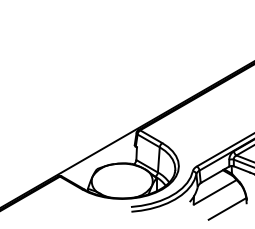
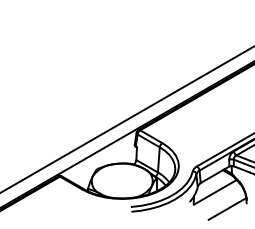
line: none -> present (126, 119)
